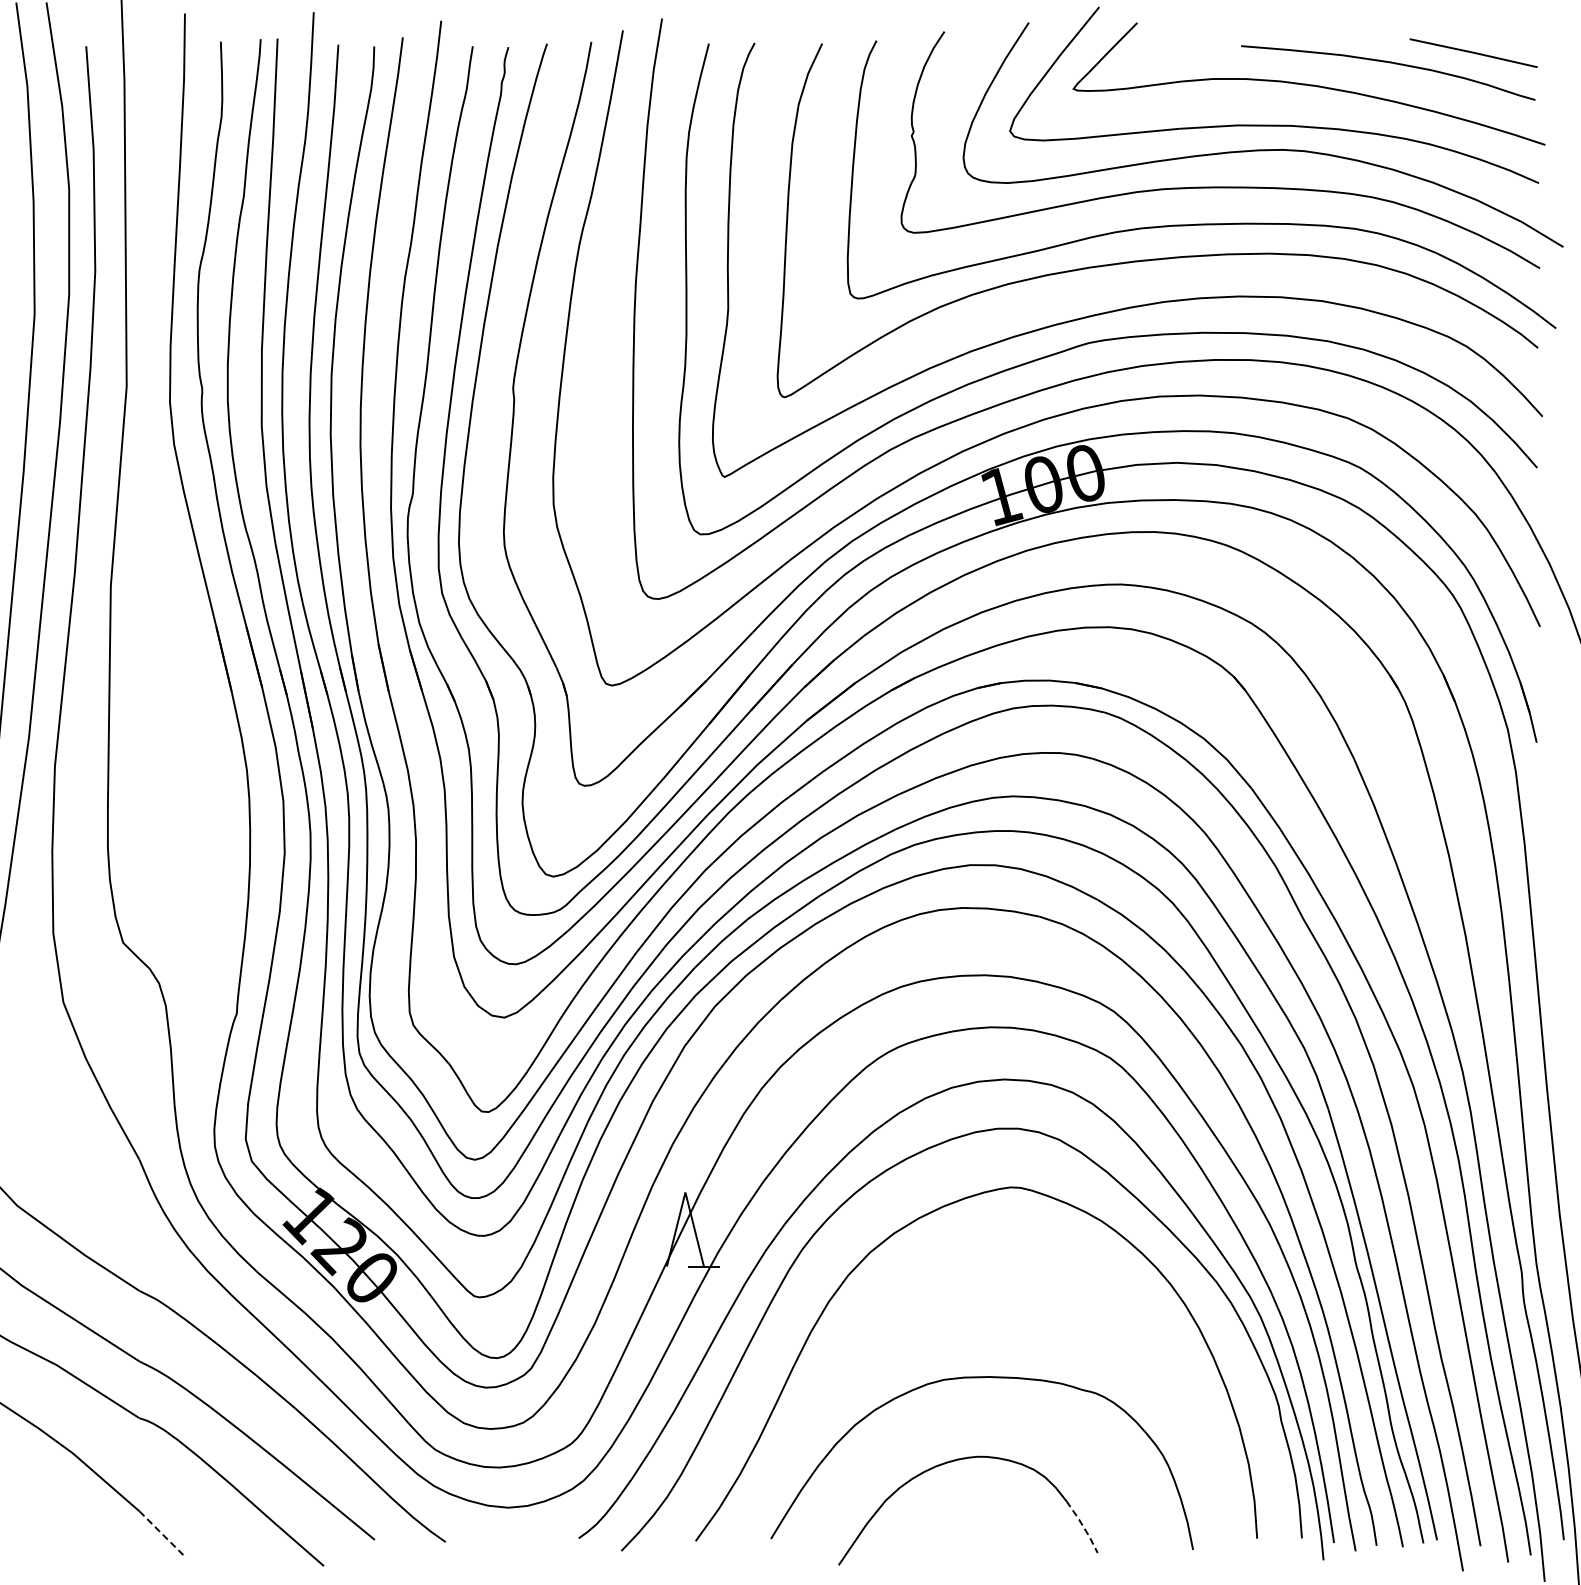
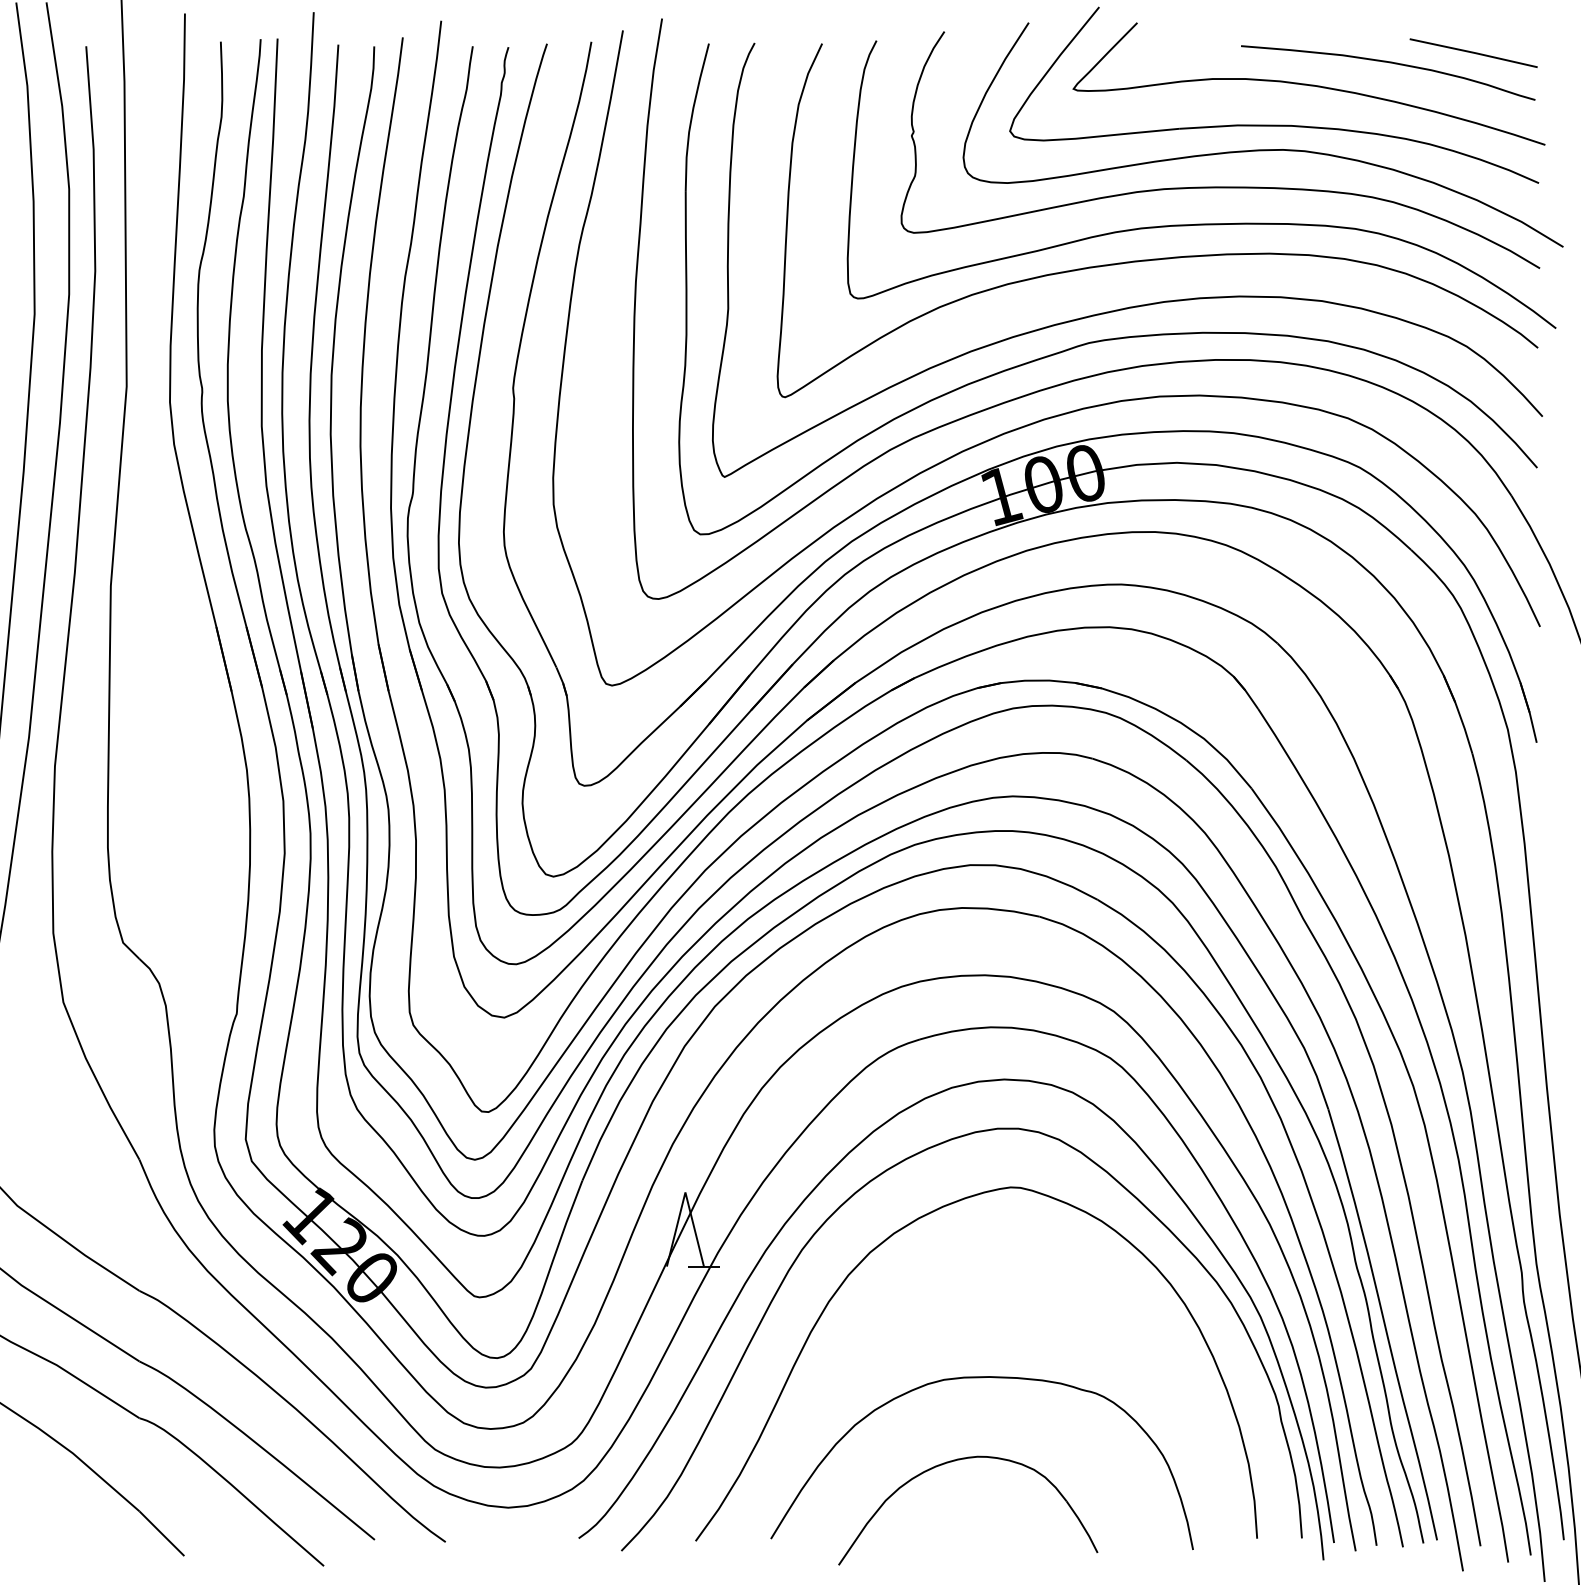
line: dashed -> solid (1083, 1526)
line: dashed -> solid (161, 1533)
